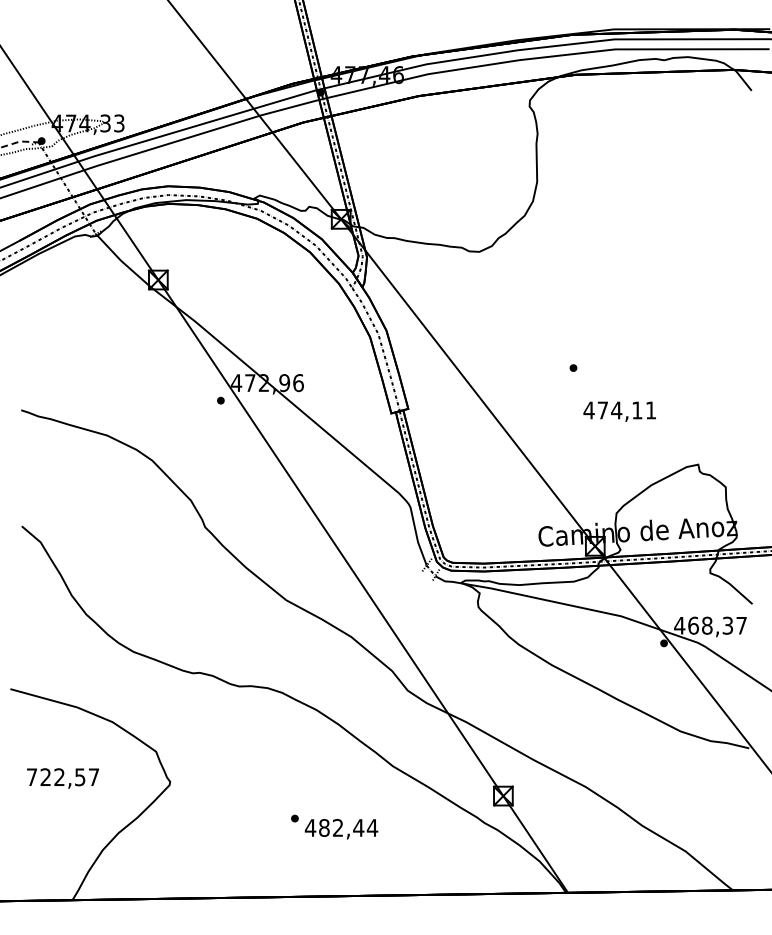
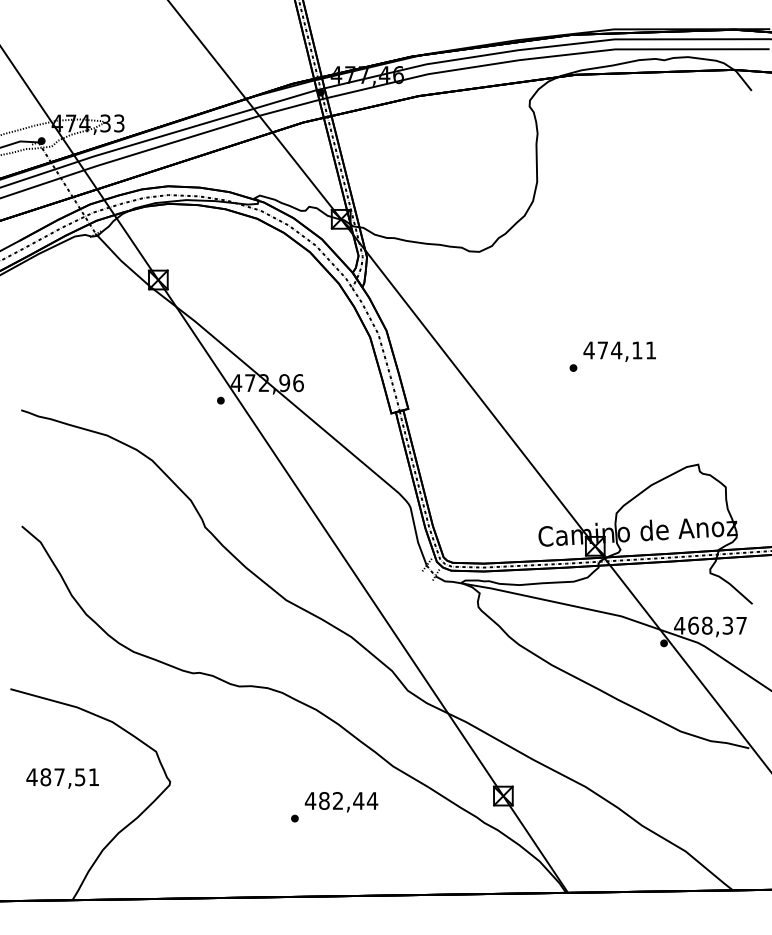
line: dashed -> solid (20, 141)
text position: (619, 411) -> (619, 351) (619, 351)
text: 722,57 -> 487,51 (62, 777)
text position: (341, 829) -> (341, 802) (341, 802)
